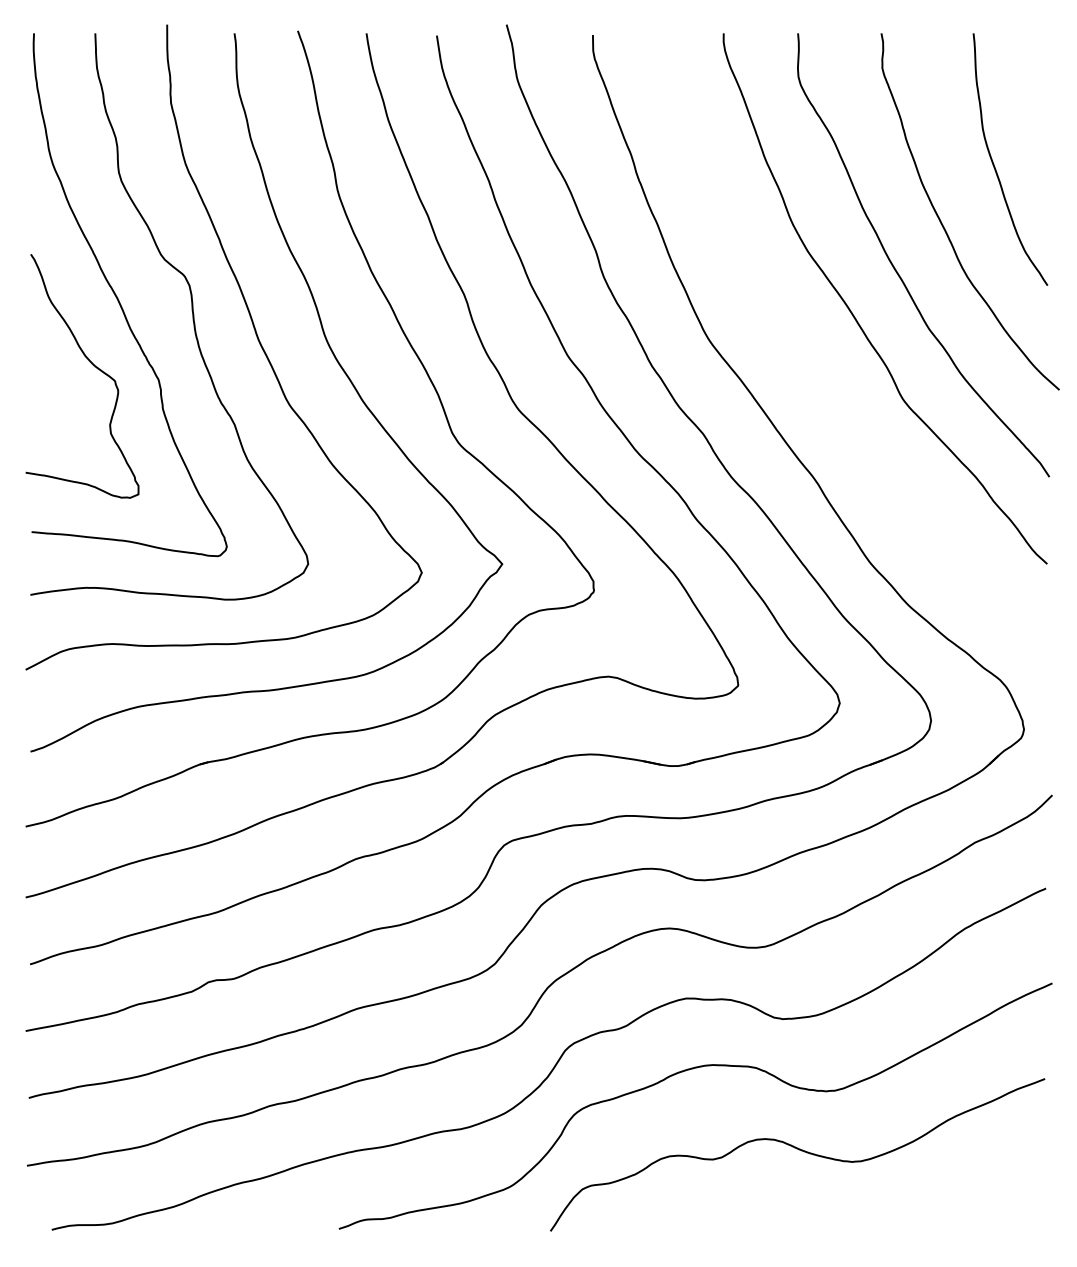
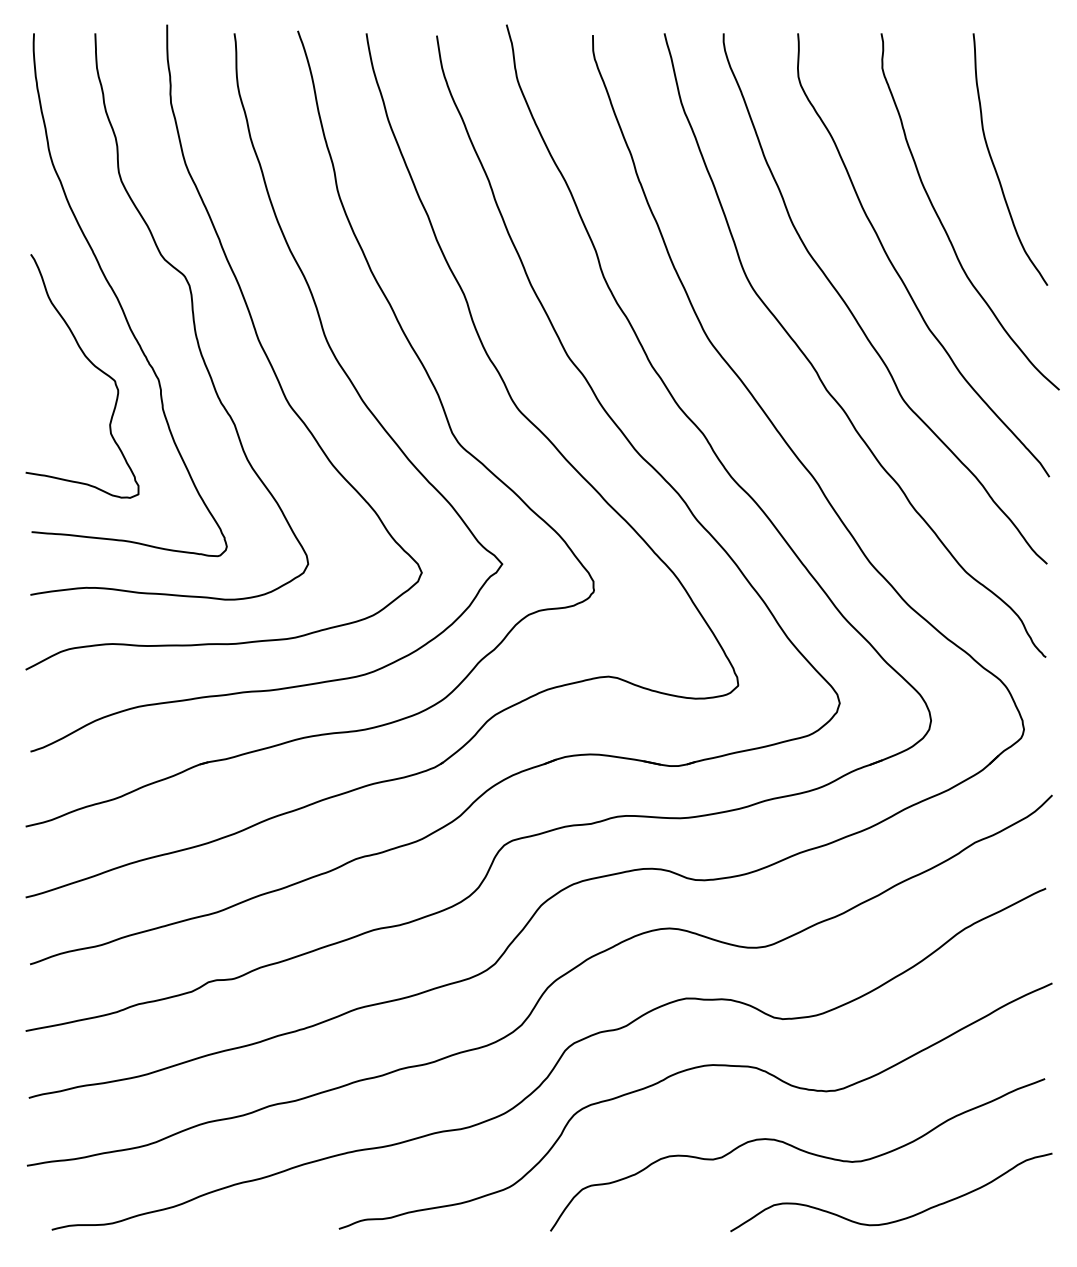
curve: none -> present (817, 371)
curve: none -> present (901, 1218)
